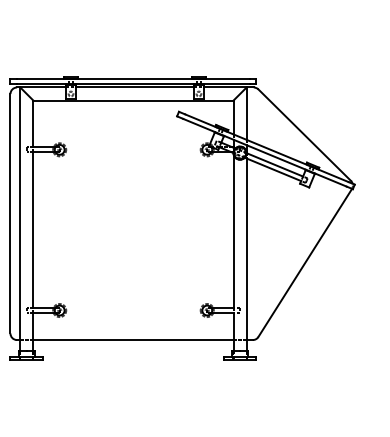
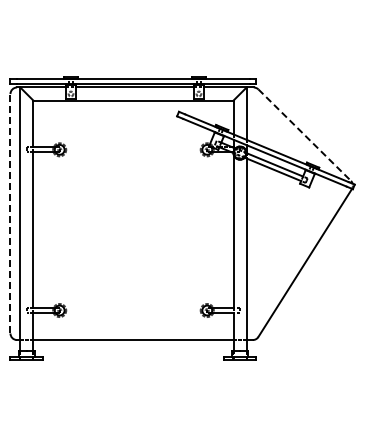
line: solid -> dashed (305, 135)
line: solid -> dashed (10, 213)
